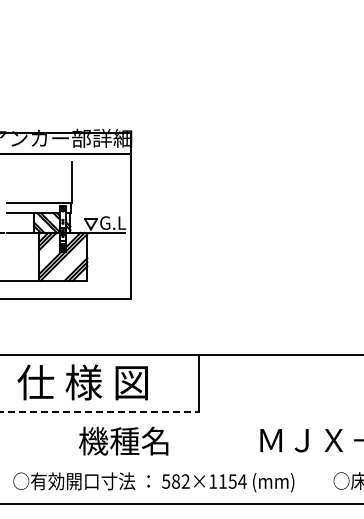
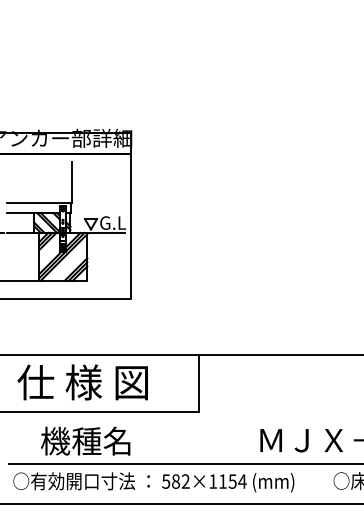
line: dashed -> solid (100, 411)
text position: (123, 440) -> (85, 440) (85, 440)
line: none -> present (184, 464)
